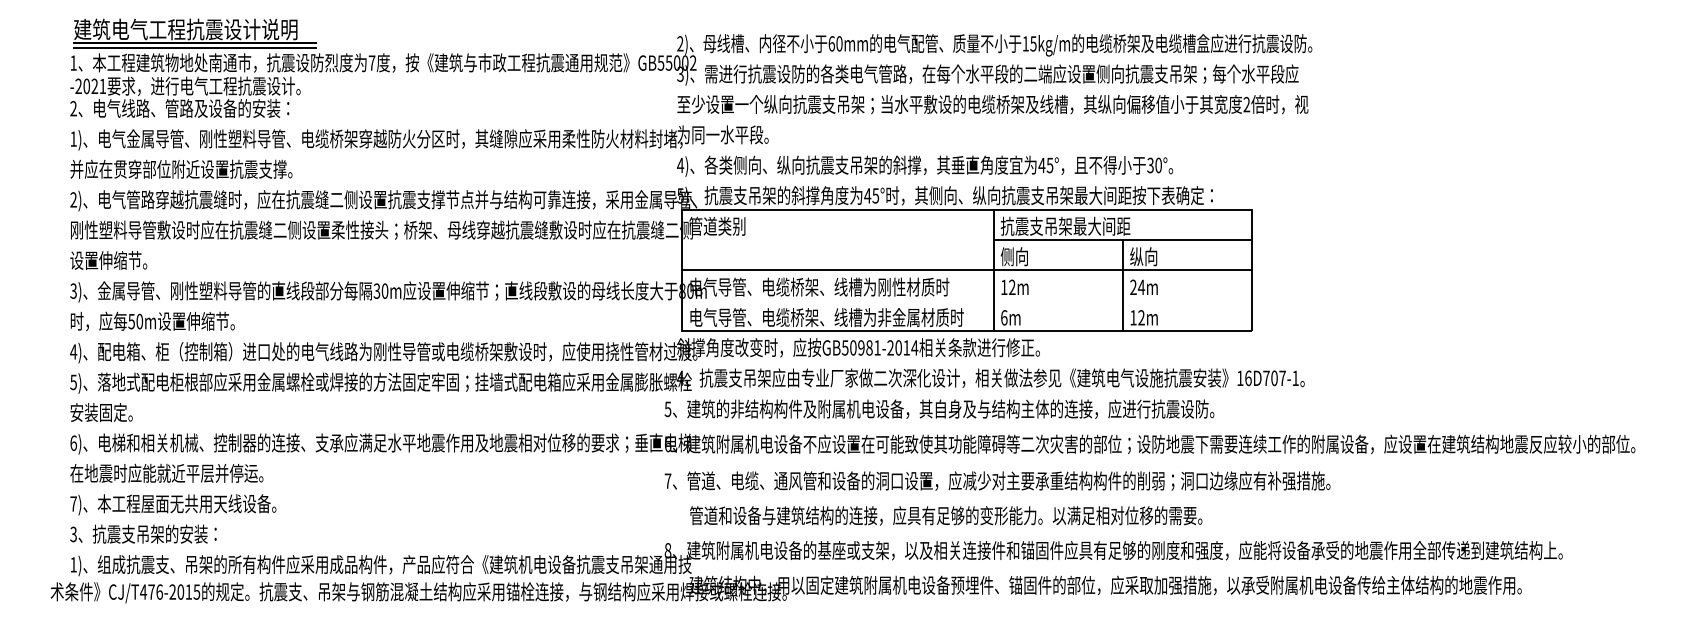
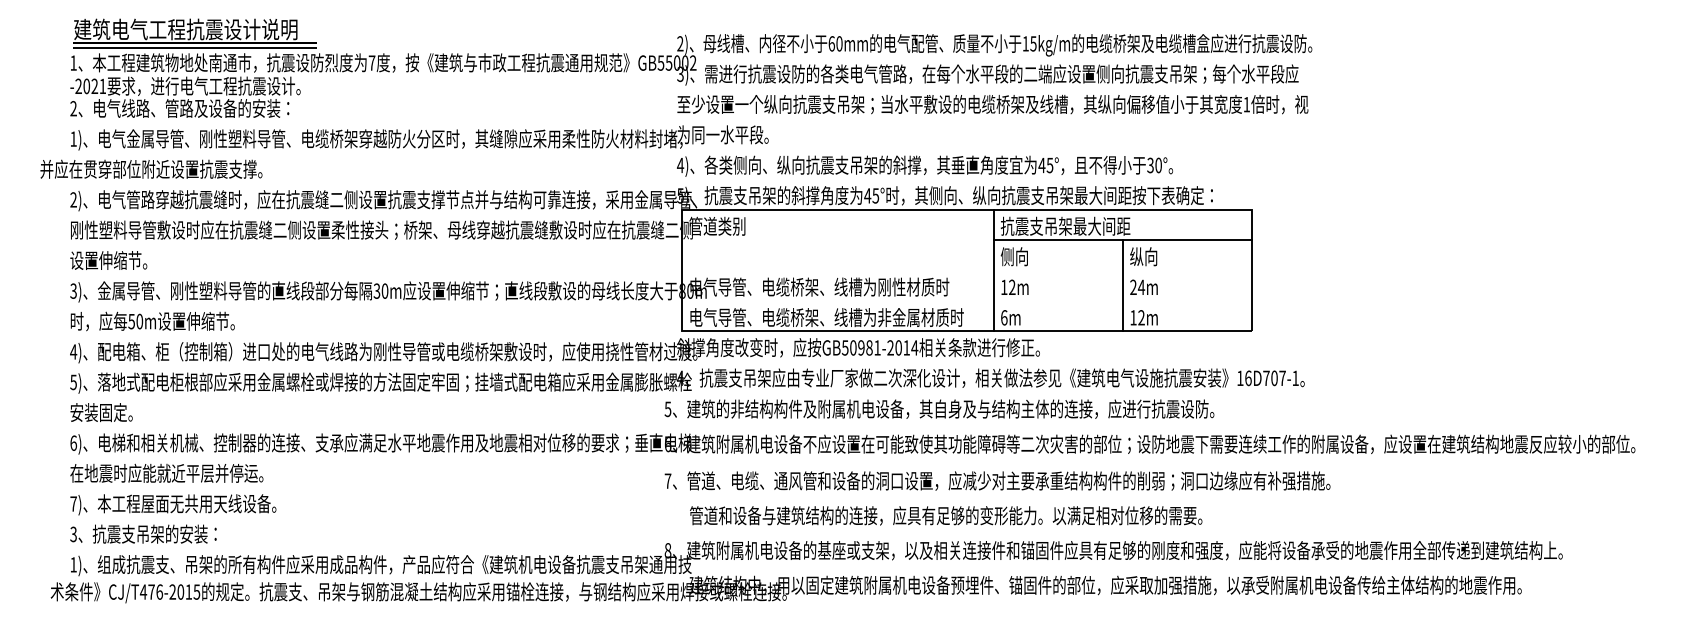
text: 2 -> 1 (1246, 104)
text position: (181, 168) -> (151, 168) (151, 168)
line: present -> none (967, 270)
